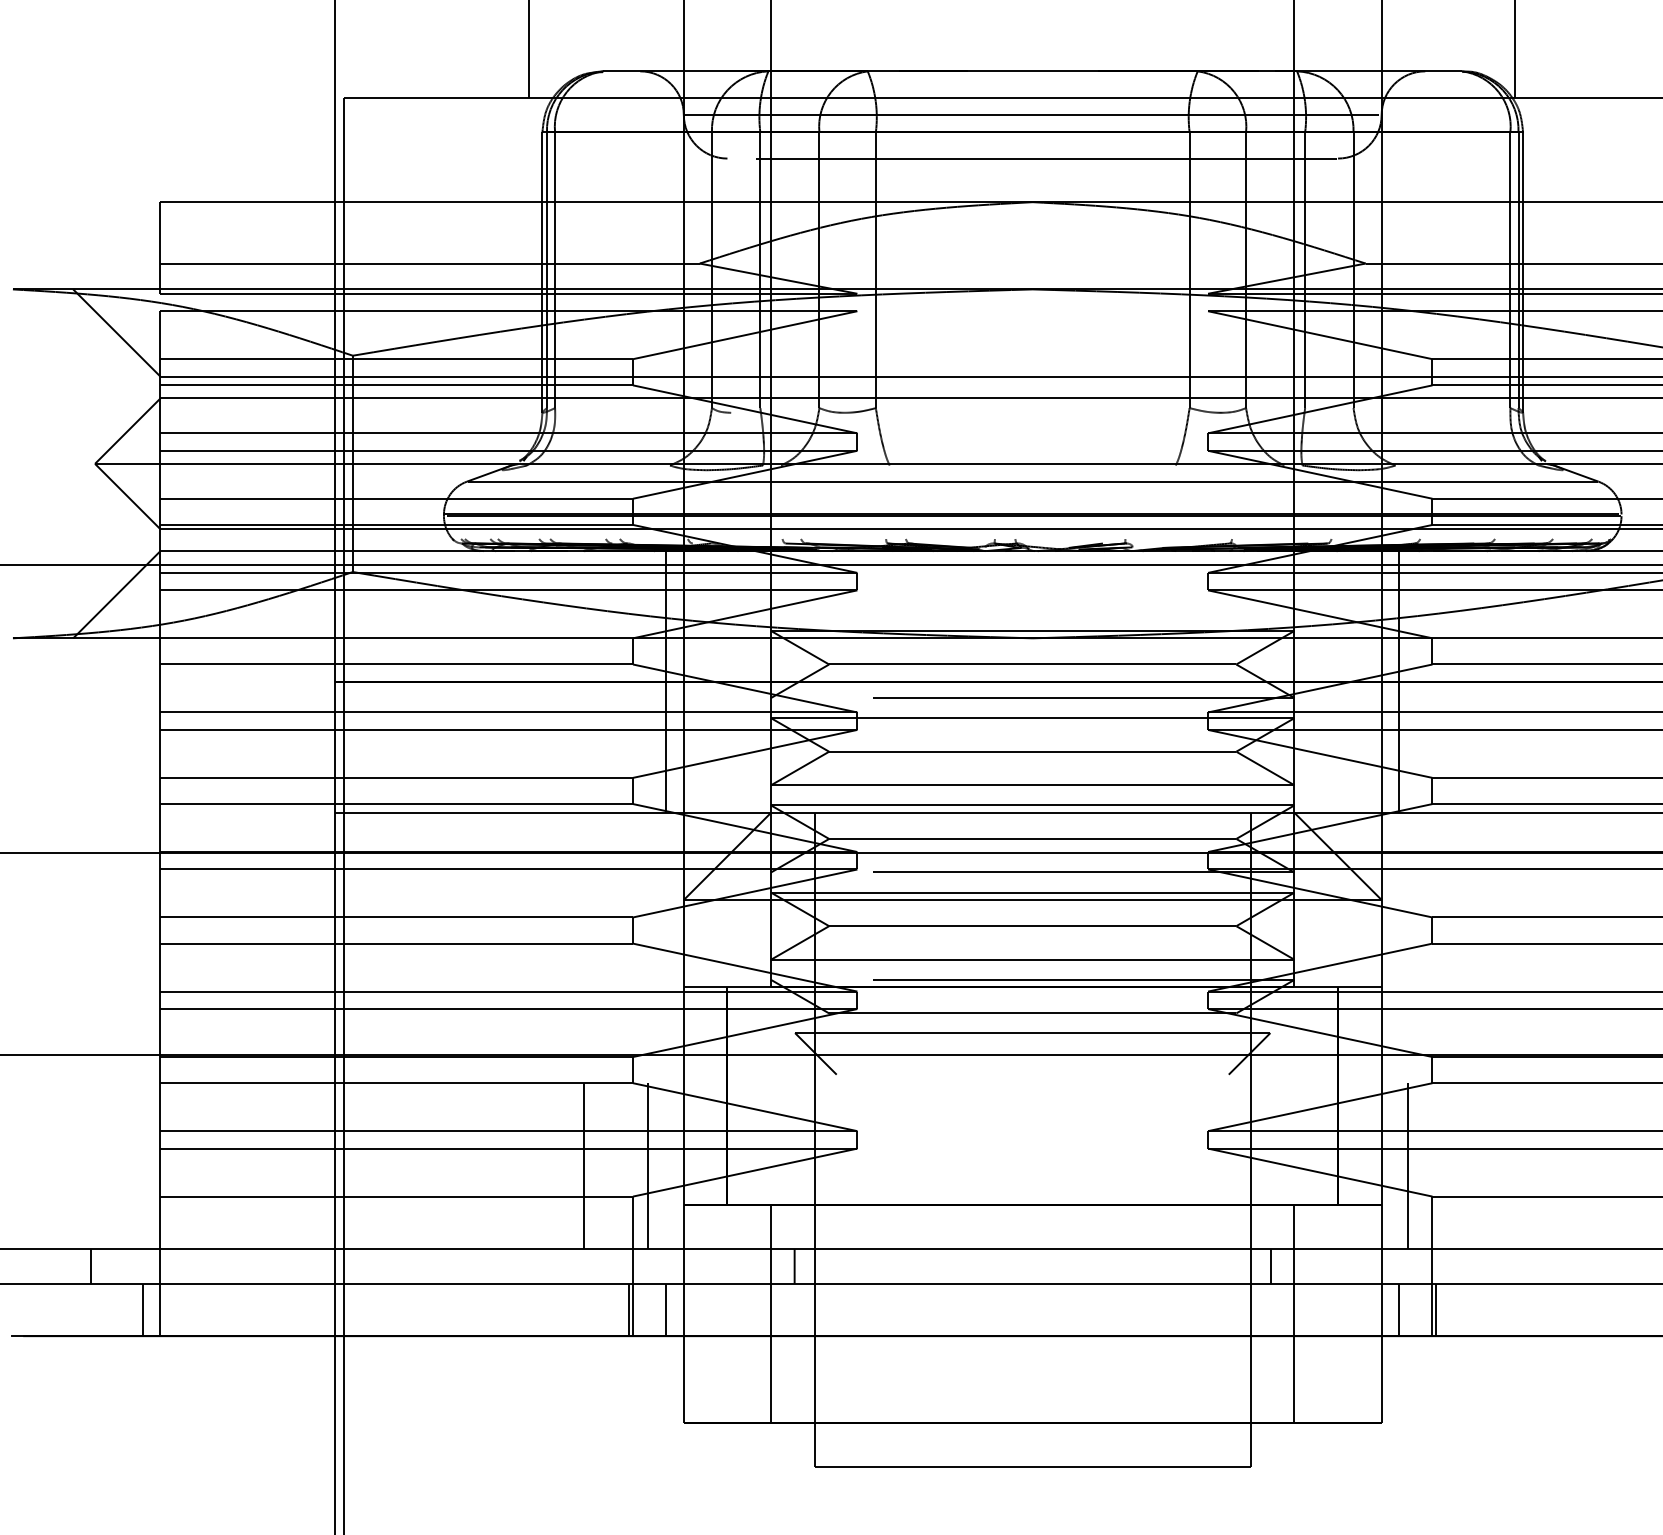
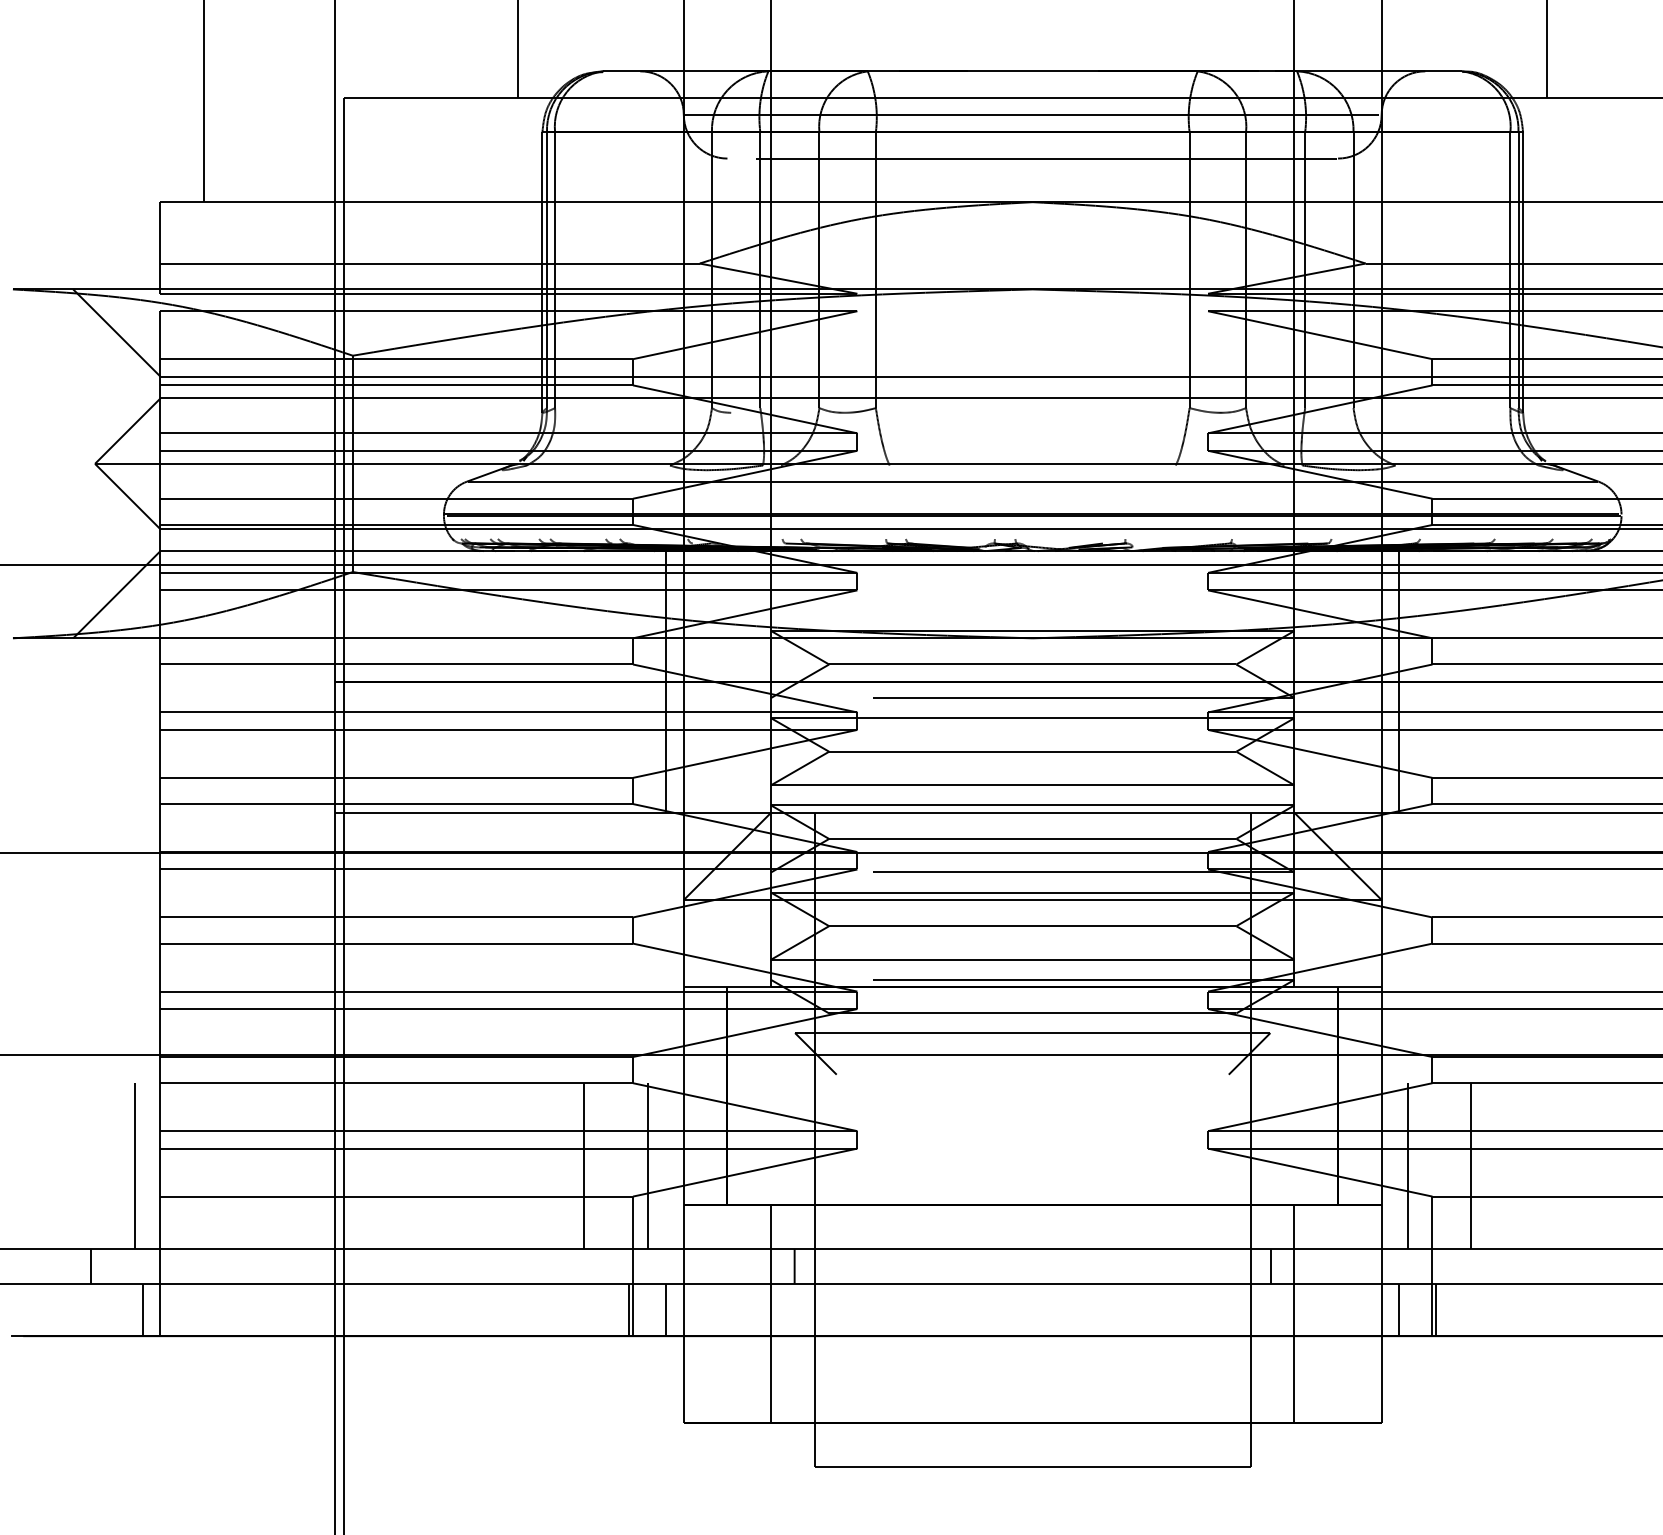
line position: (529, 49) -> (518, 49) (518, 49)
line position: (1515, 49) -> (1547, 49) (1547, 49)
line: none -> present (204, 102)
line: none -> present (134, 1165)
line: none -> present (1471, 1165)
